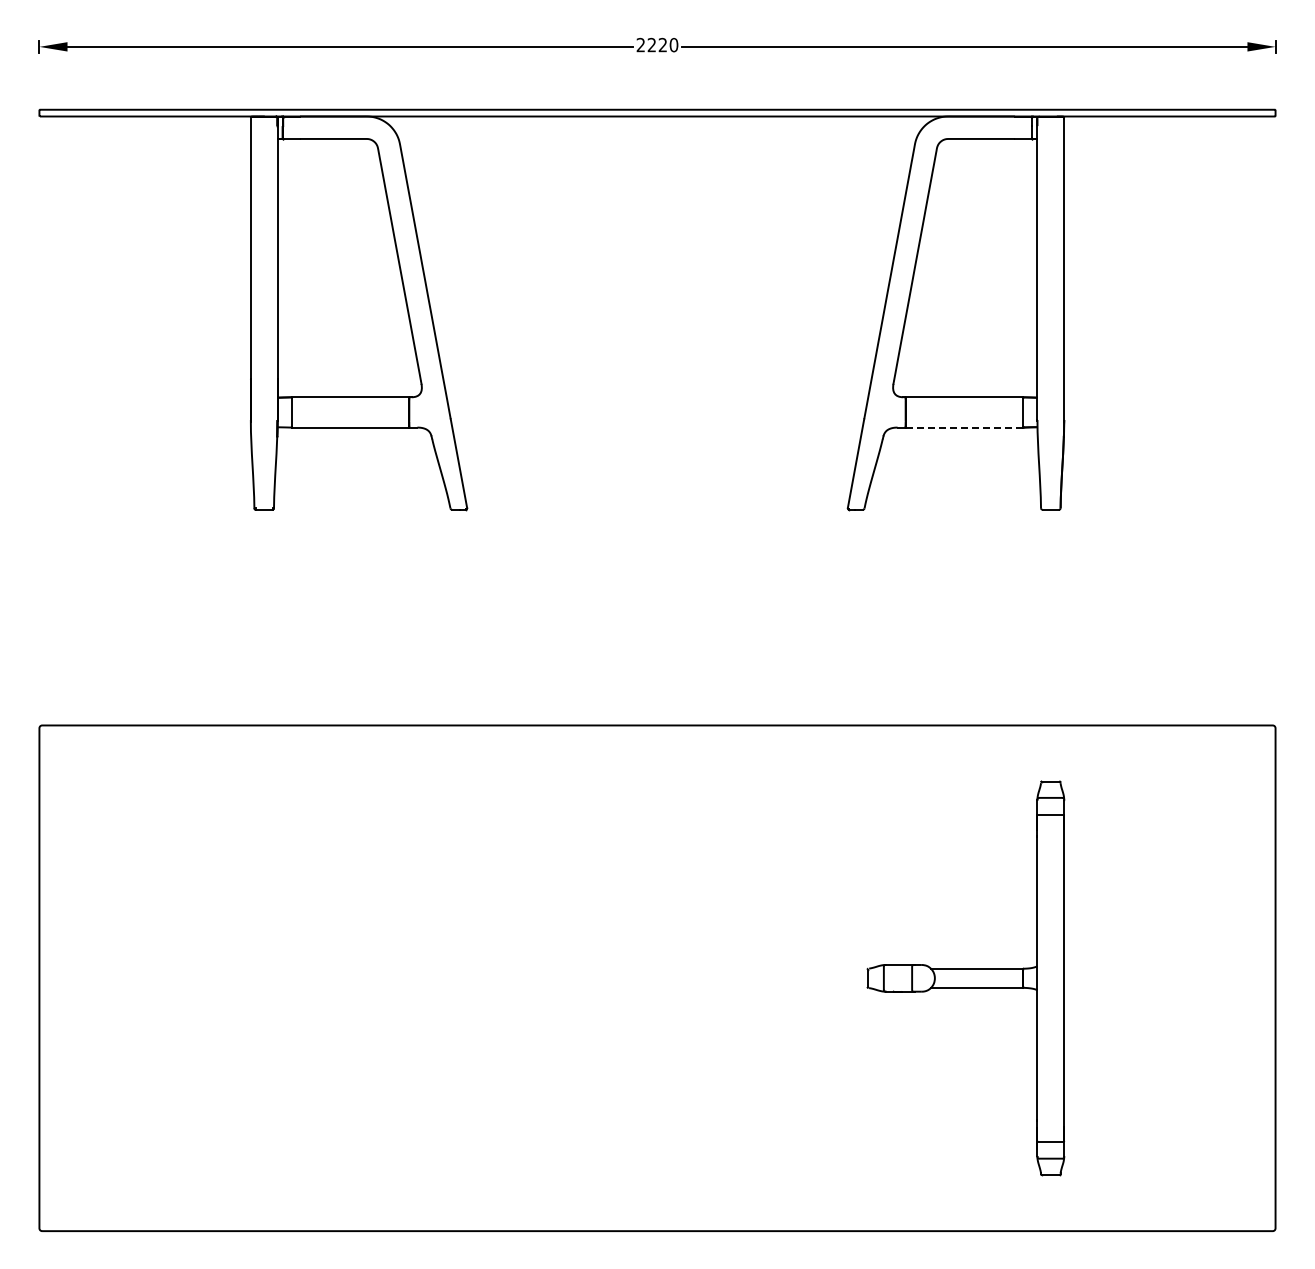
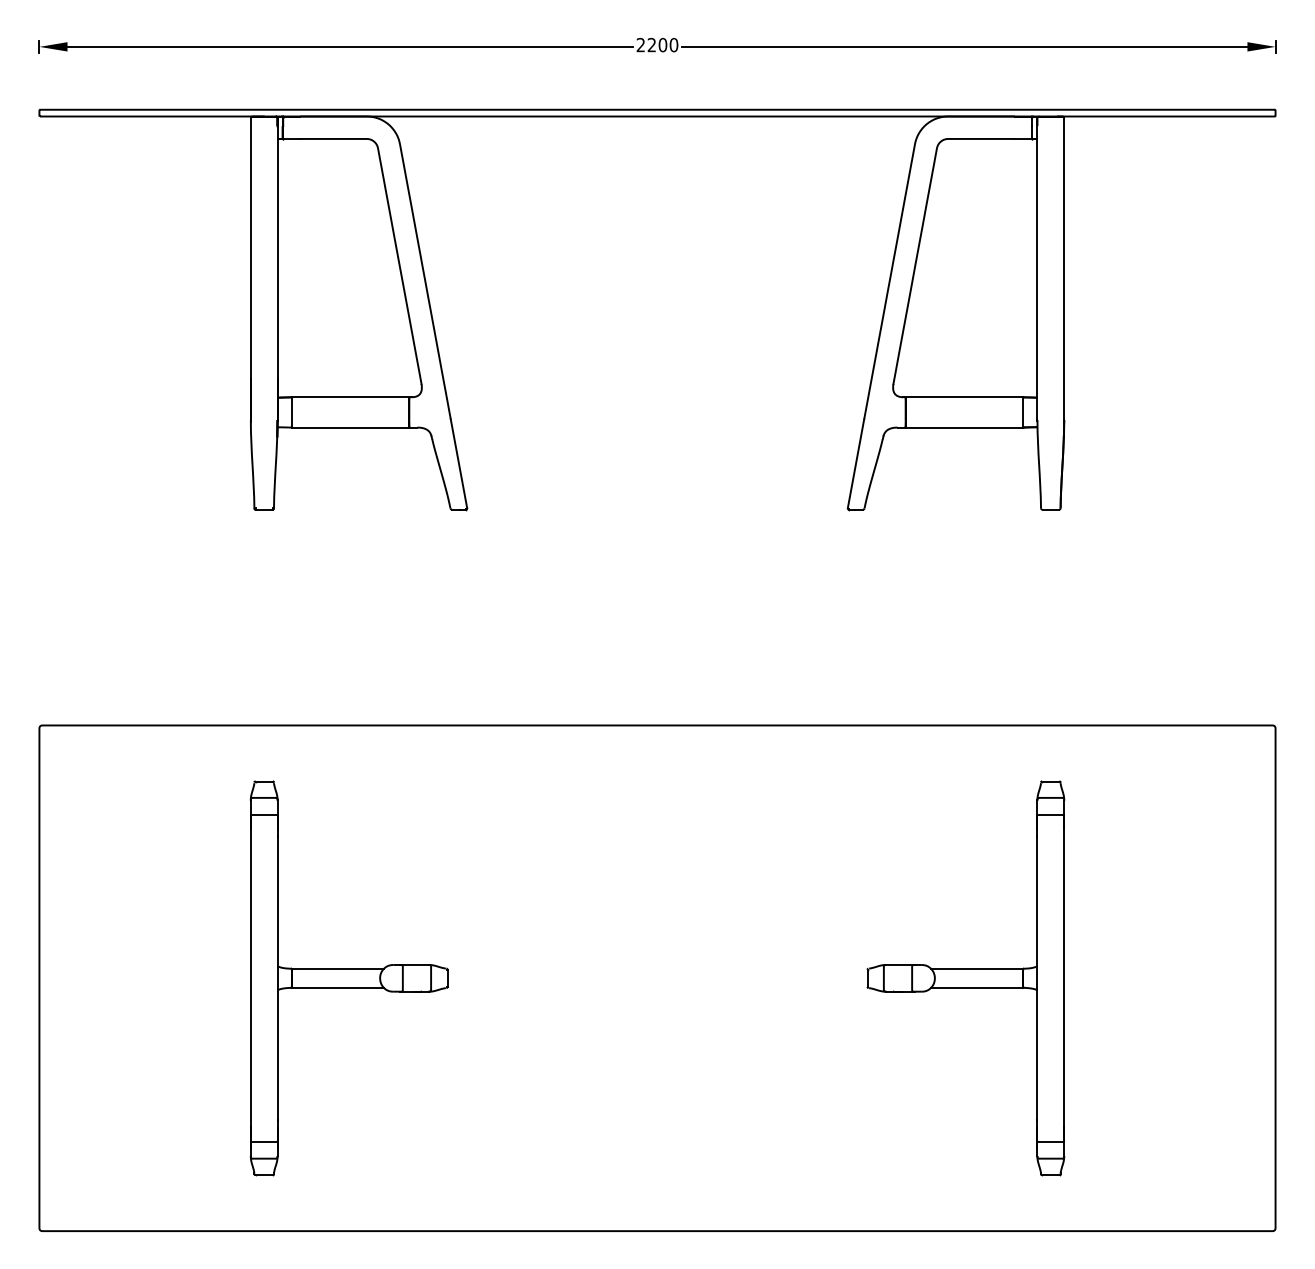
text: 2220 -> 2200 (662, 45)
line: dashed -> solid (963, 427)
part: none -> present (348, 978)
